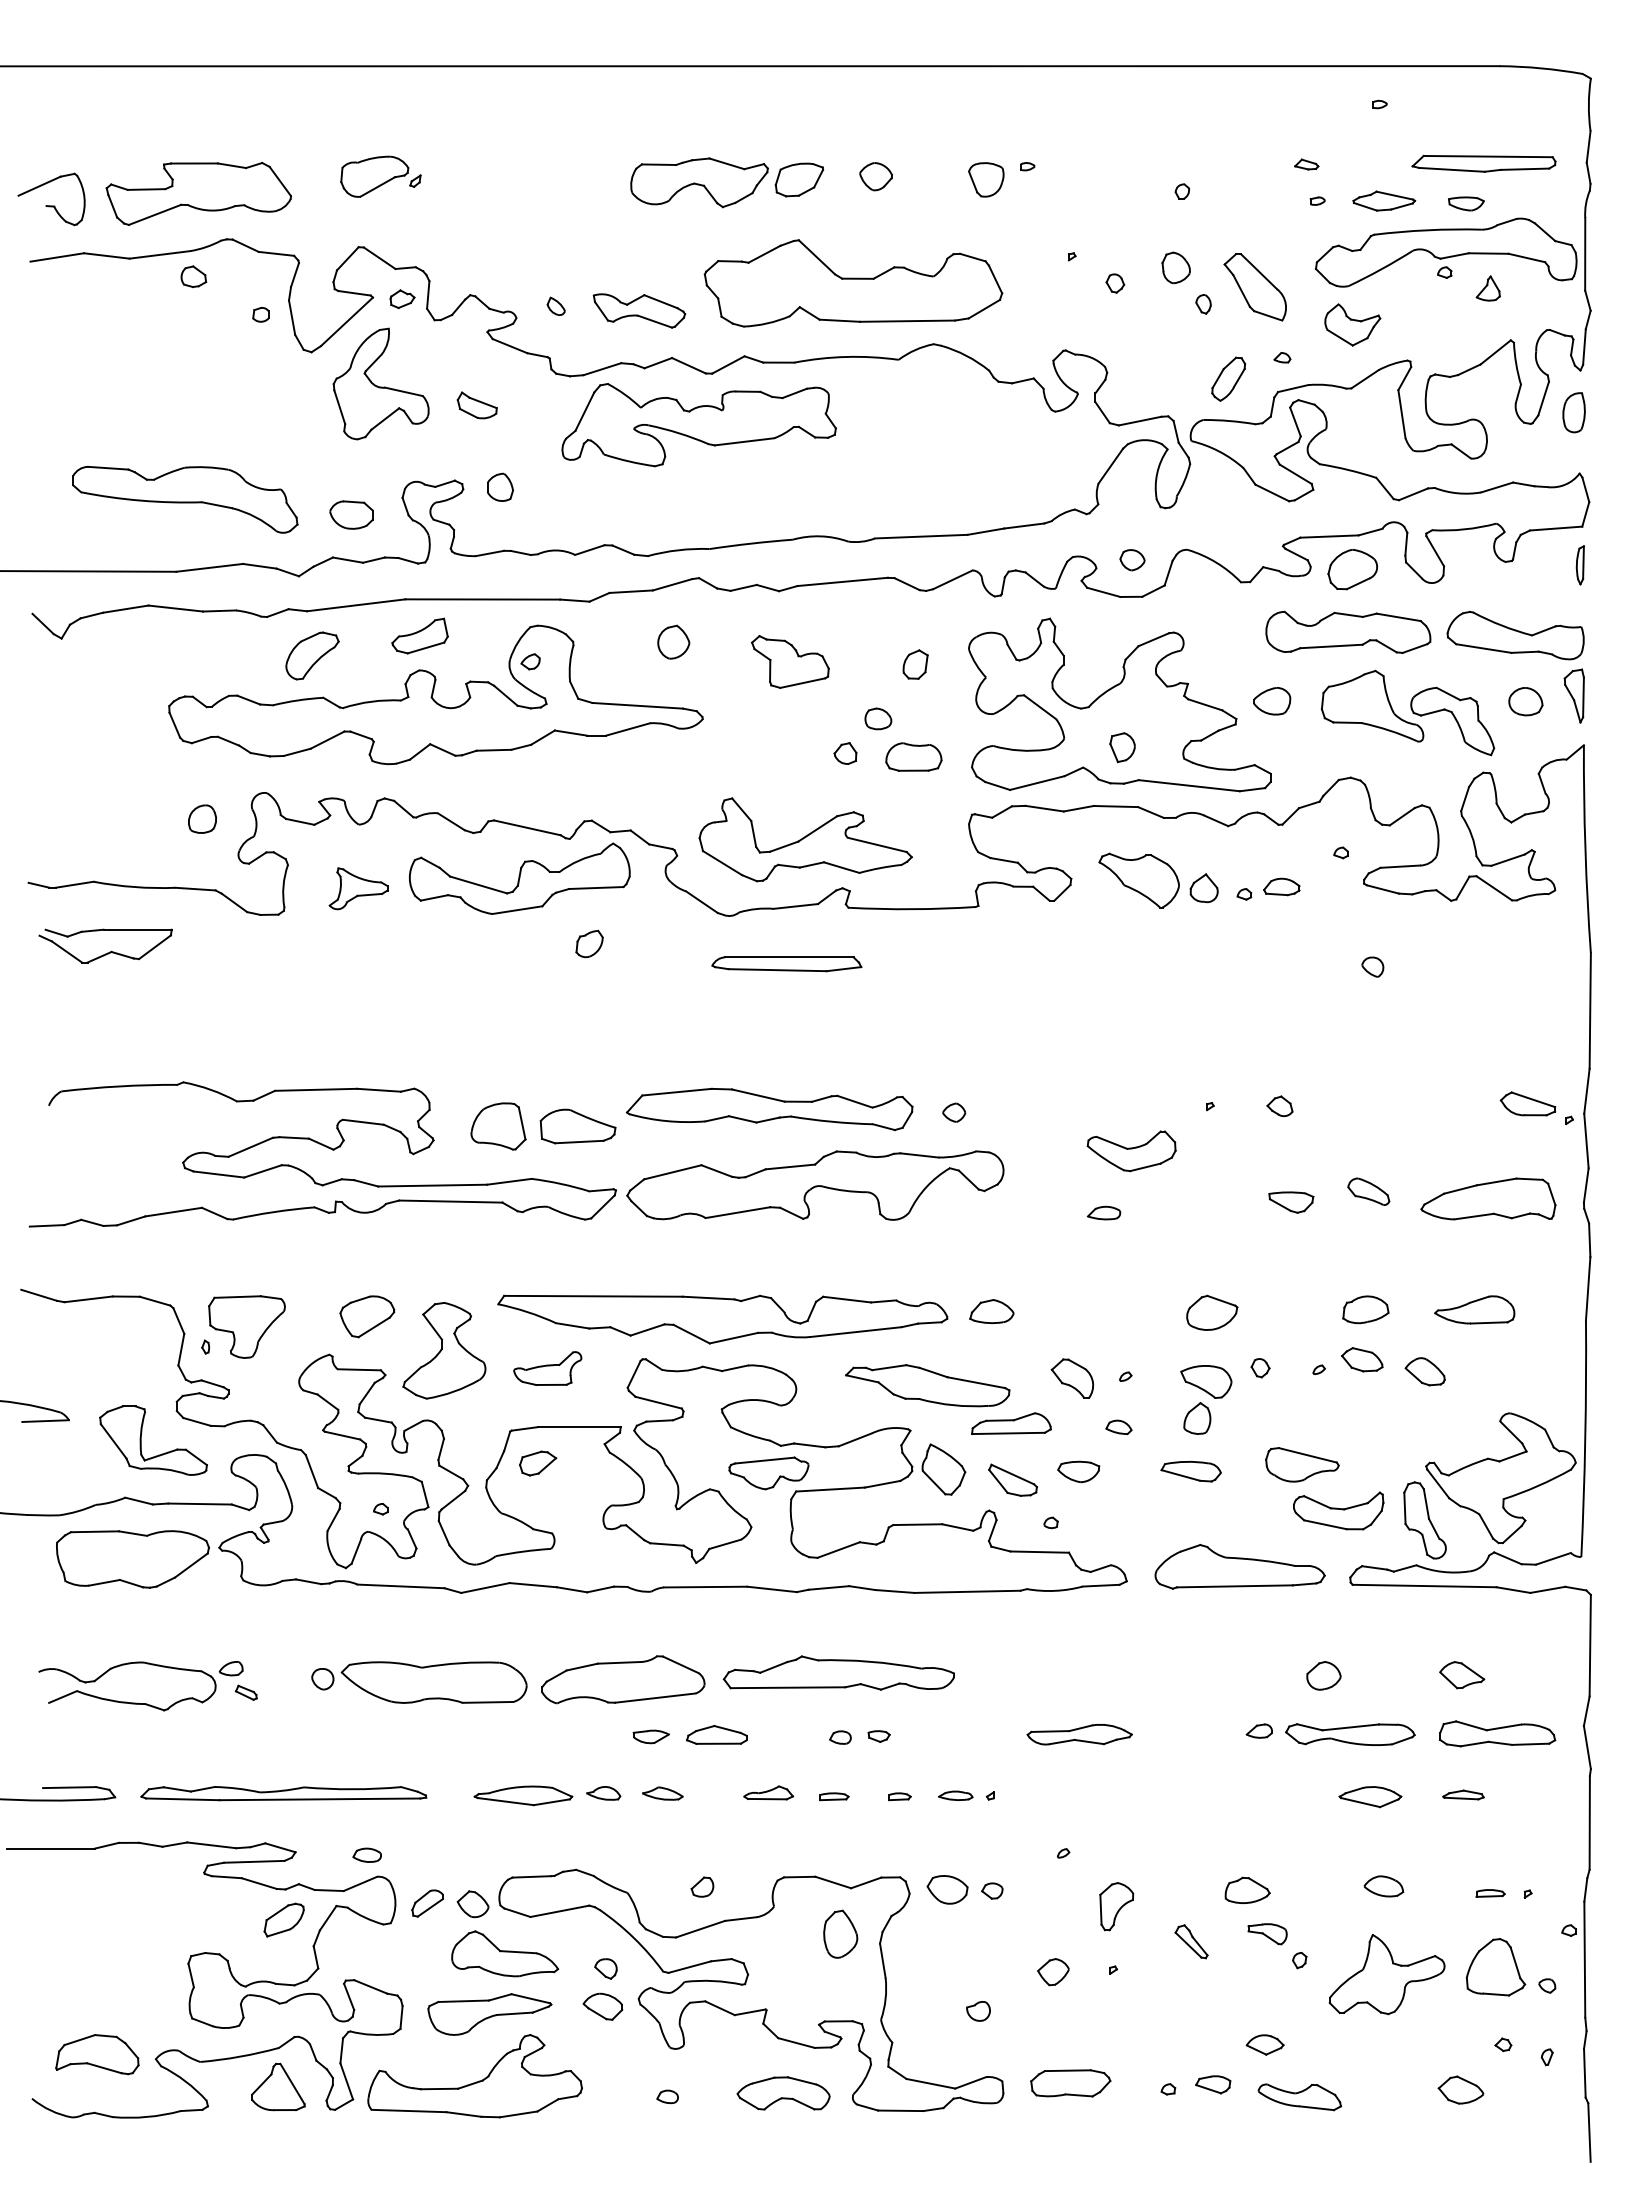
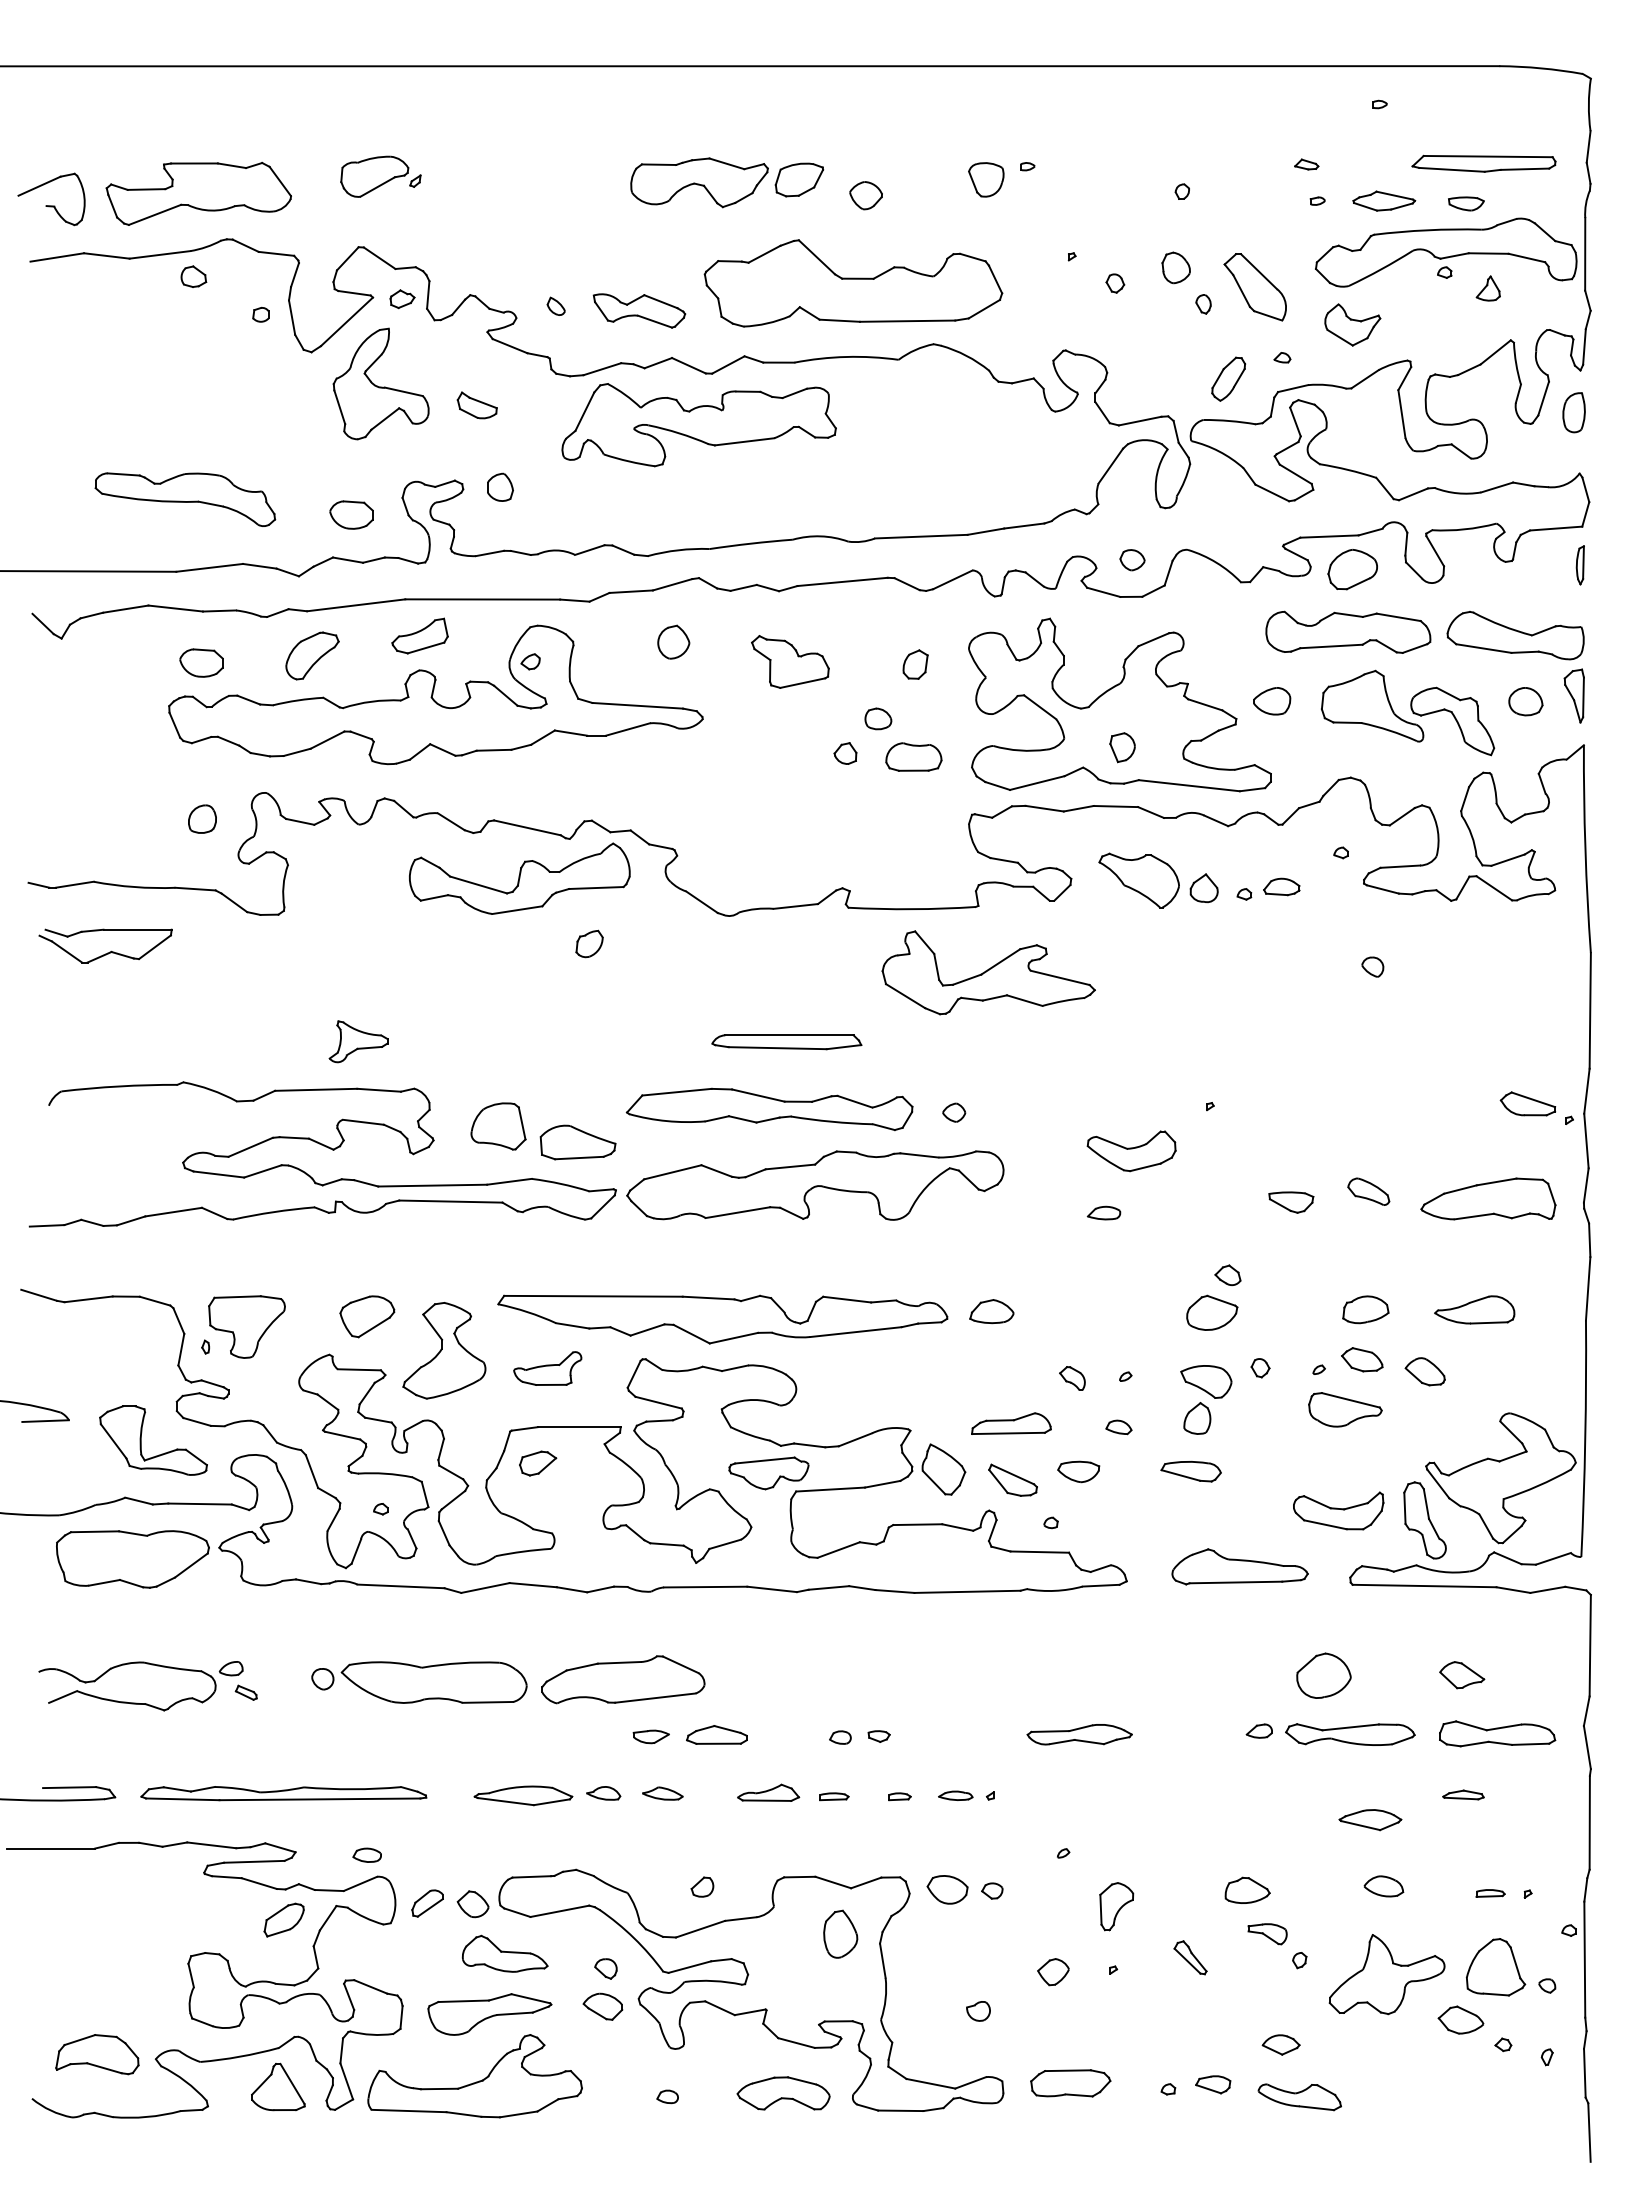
part position: (875, 176) -> (865, 195) (865, 195)
part size: 227x69 px -> 183x55 px (185, 499)
part: none -> present (201, 662)
part position: (805, 839) -> (988, 972) (988, 972)
part position: (358, 888) -> (358, 1041) (358, 1041)
part position: (786, 964) -> (786, 1042) (786, 1042)
part position: (1279, 1106) -> (1227, 1275) (1227, 1275)
part position: (577, 1126) -> (577, 1142) (577, 1142)
part size: 45x41 px -> 27x25 px (1072, 1378)
part: present -> none (927, 1385)
part position: (1302, 1464) -> (1345, 1409) (1345, 1409)
part size: 172x46 px -> 138x38 px (1239, 1566)
part: present -> none (838, 1672)
part size: 36x30 px -> 56x47 px (1323, 1675)
part size: 52x16 px -> 64x19 px (768, 1792)
part position: (1370, 1797) -> (1370, 1820) (1370, 1820)
part position: (1191, 1941) -> (1190, 1957) (1190, 1957)
part size: 109x48 px -> 88x39 px (504, 1953)
part position: (1264, 2044) -> (1280, 2044) (1280, 2044)
part position: (1460, 2089) -> (1460, 2019) (1460, 2019)
